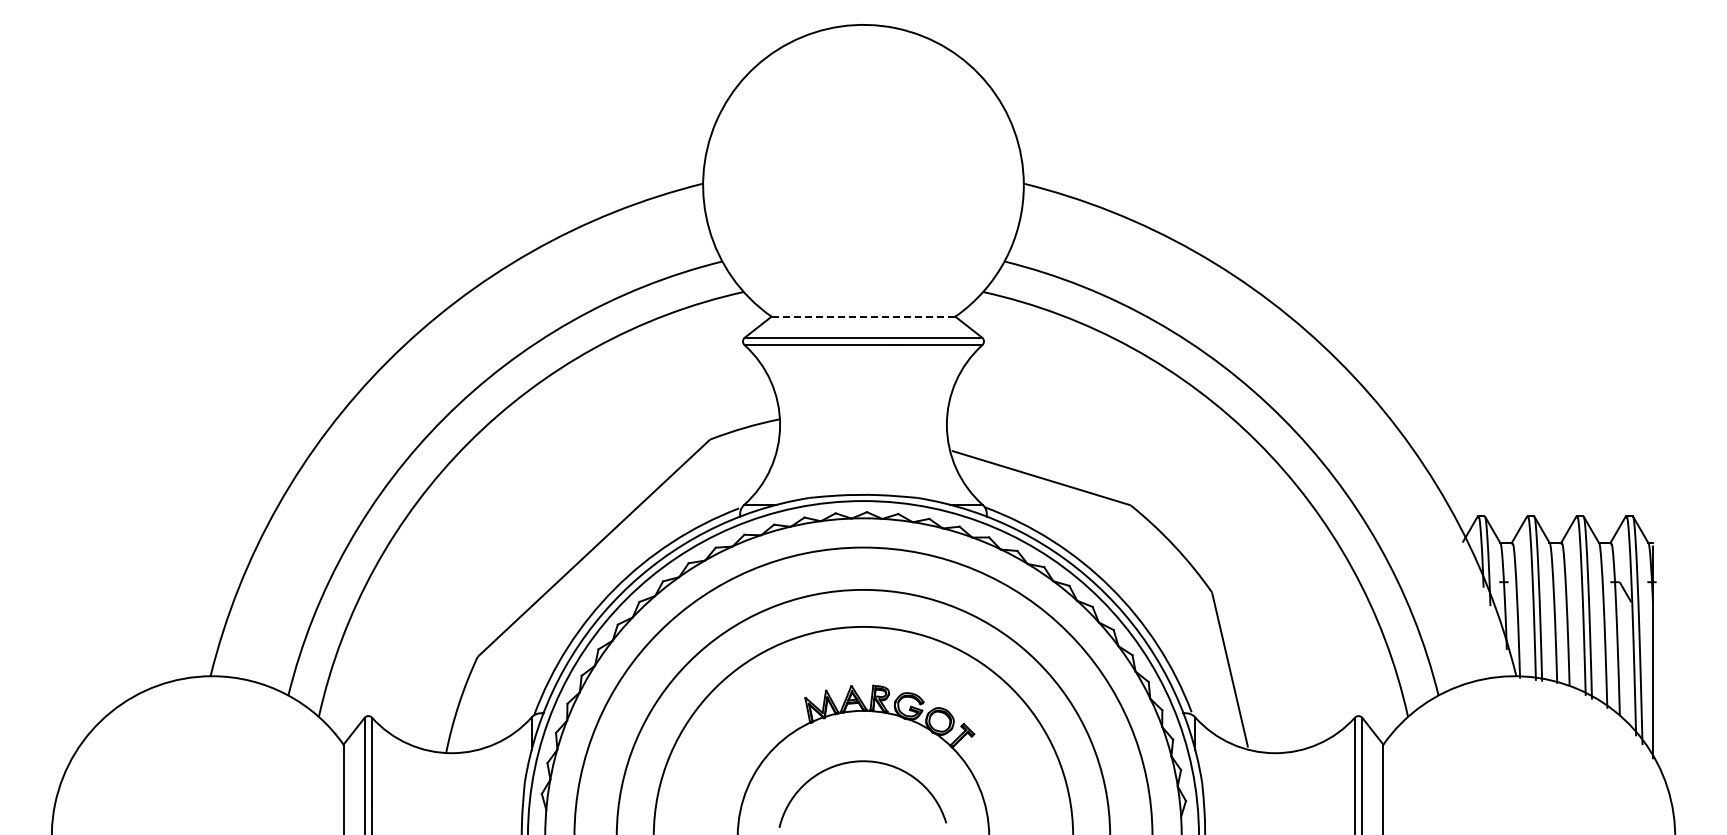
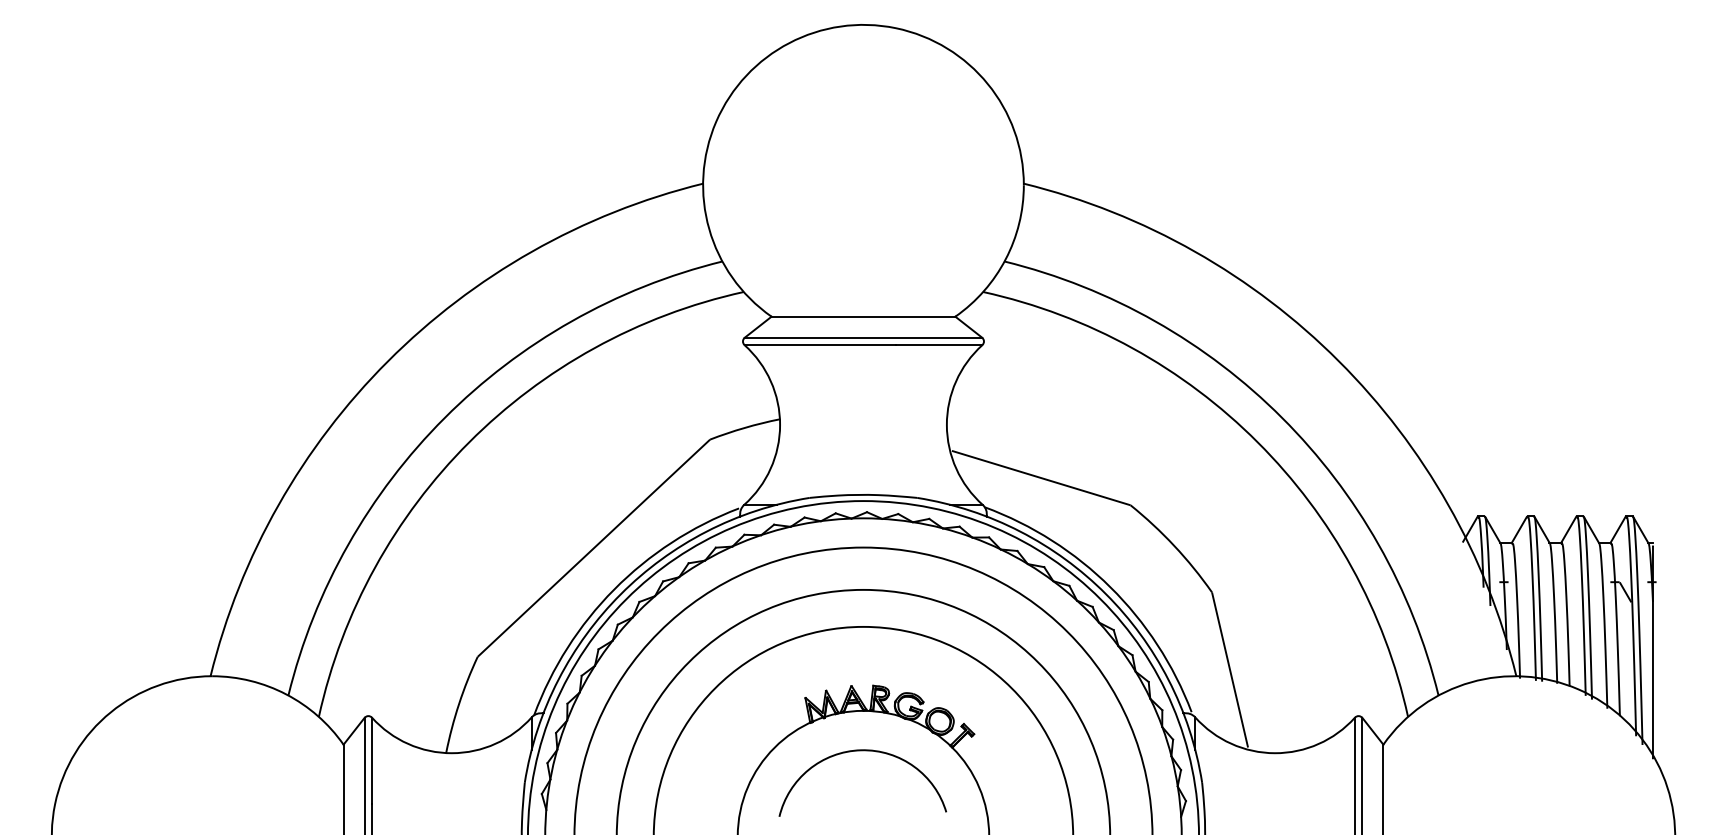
line: dashed -> solid (863, 316)
arc position: (862, 762) -> (862, 751) (862, 751)
